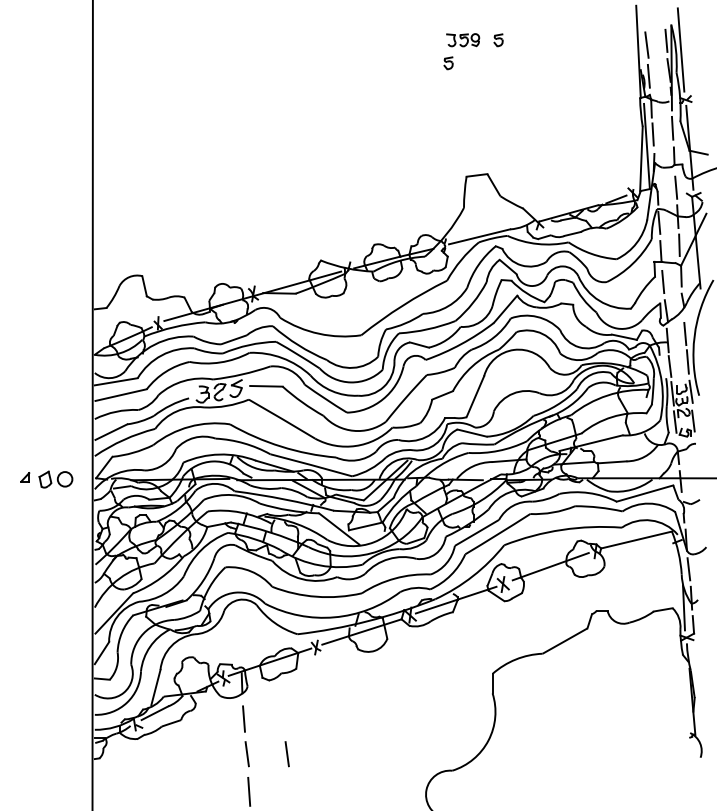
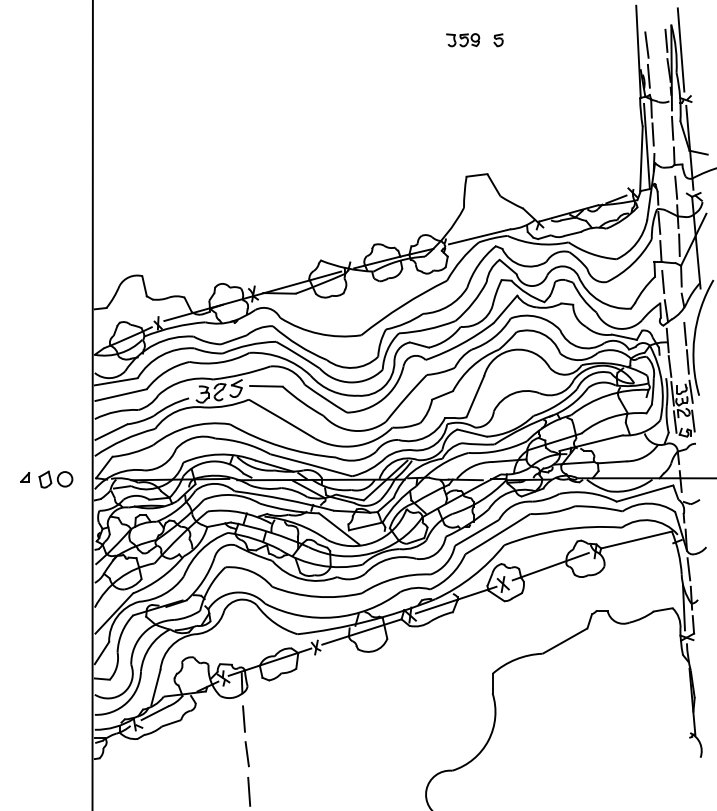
part: present -> none (448, 63)
line: present -> none (286, 754)
